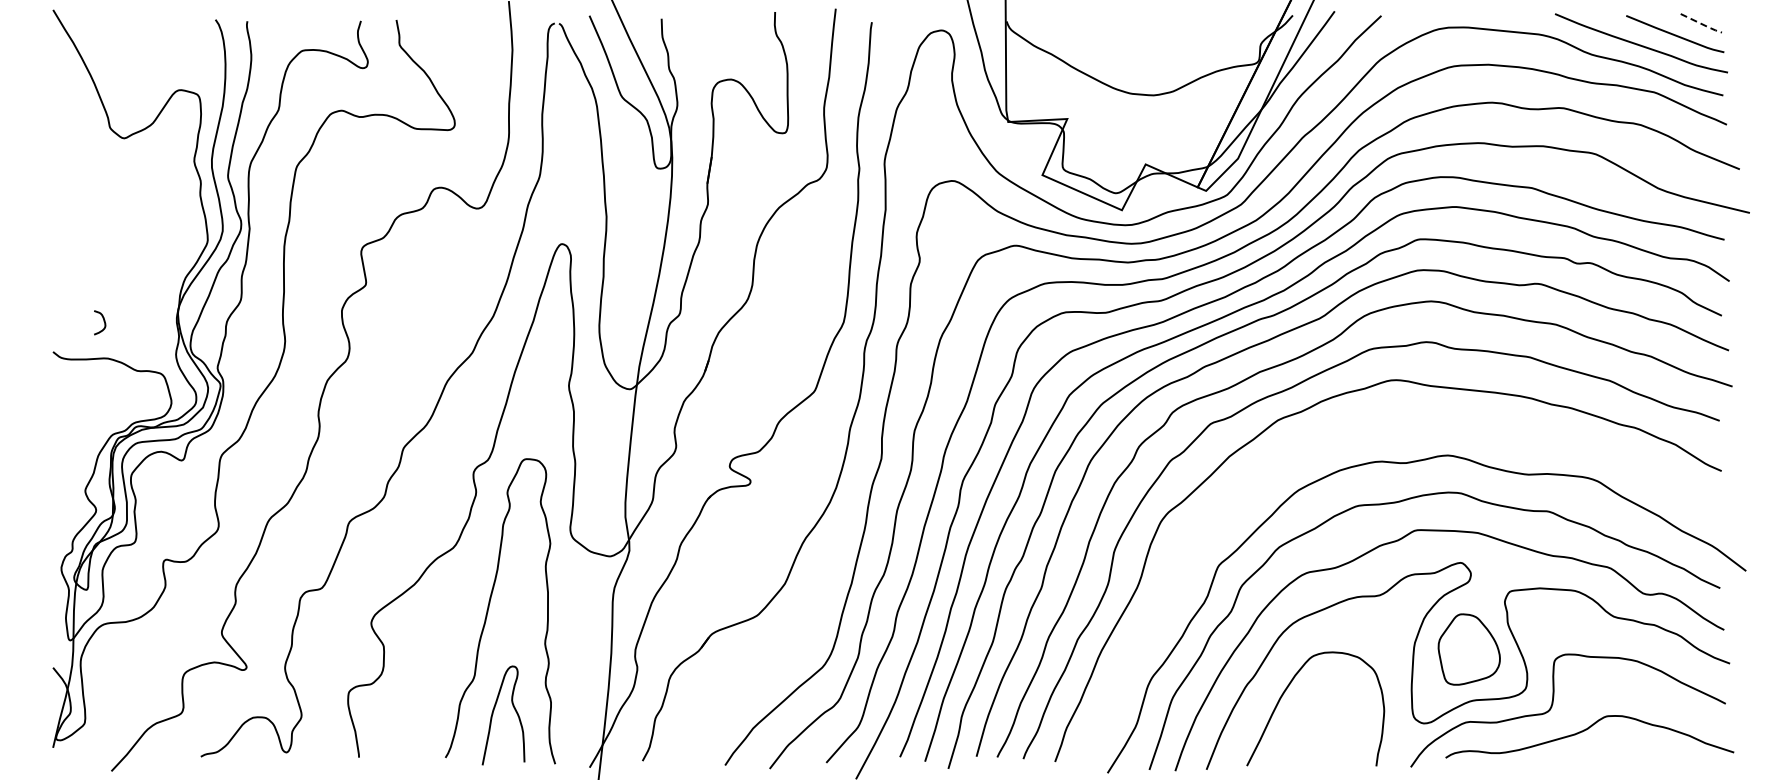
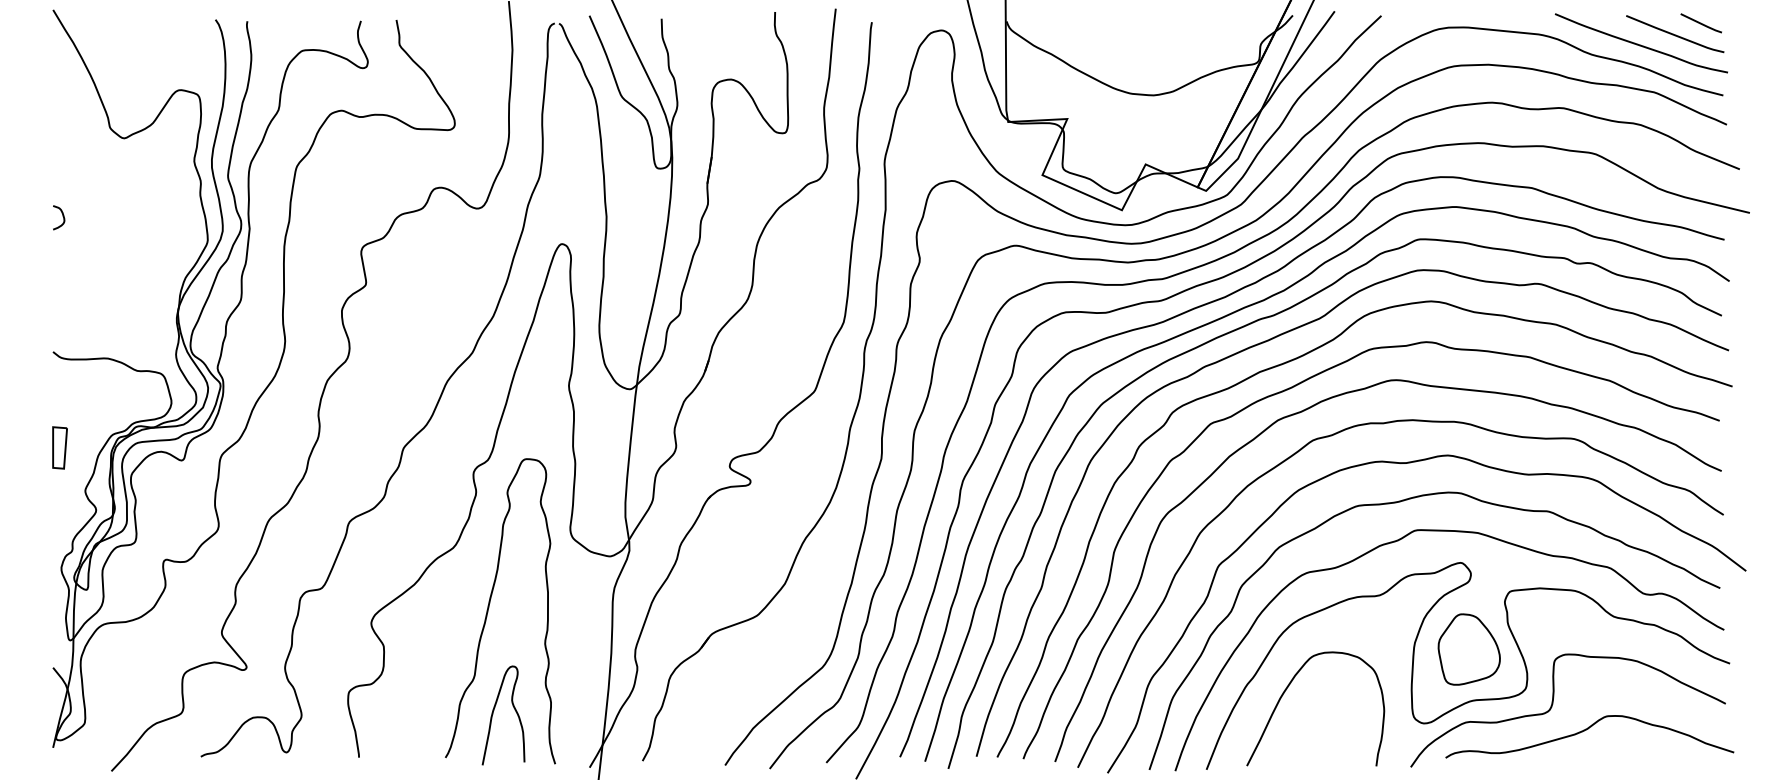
line: dashed -> solid (1702, 24)
curve position: (103, 321) -> (62, 216) (62, 216)
curve: none -> present (1384, 424)
part: none -> present (59, 447)
